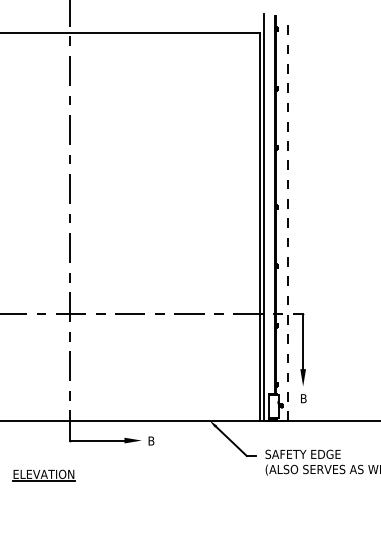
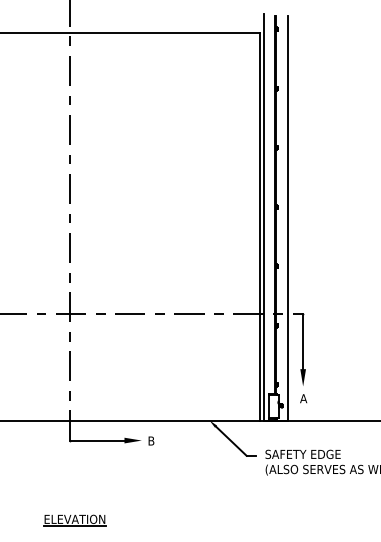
line: dashed -> solid (287, 218)
text: B -> A (303, 398)
part position: (43, 475) -> (74, 520) (74, 520)
